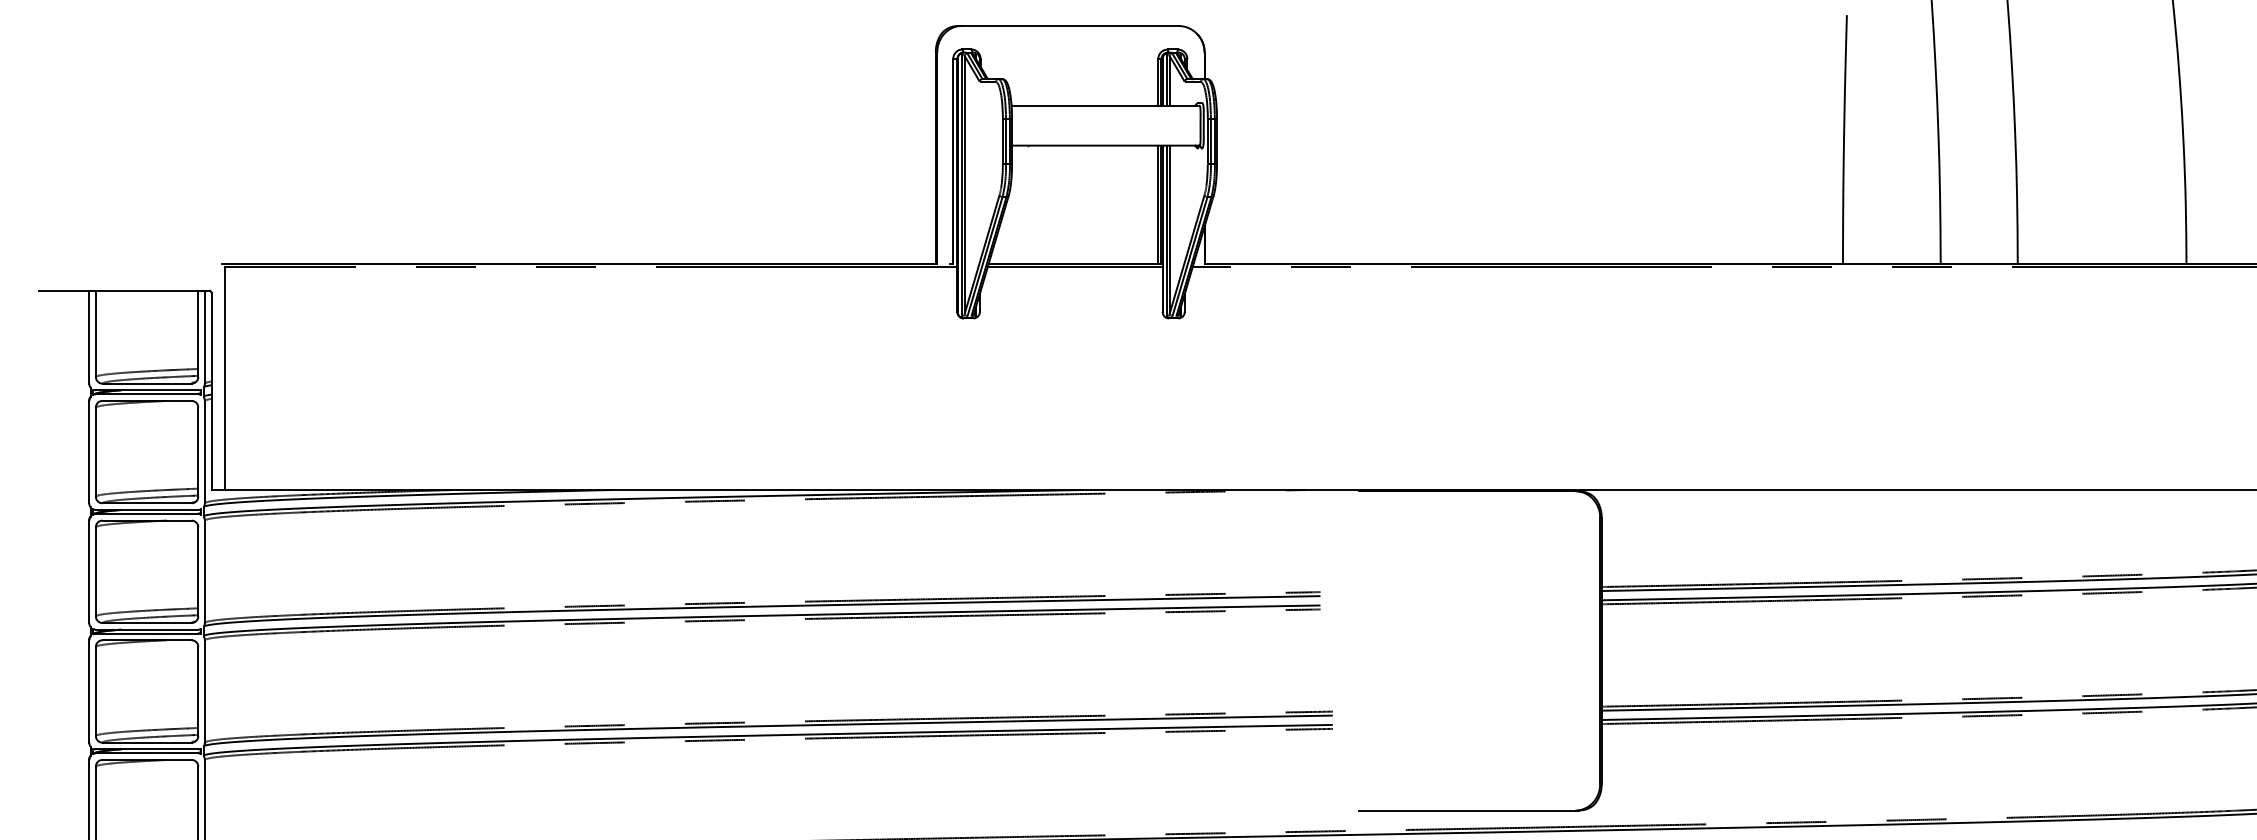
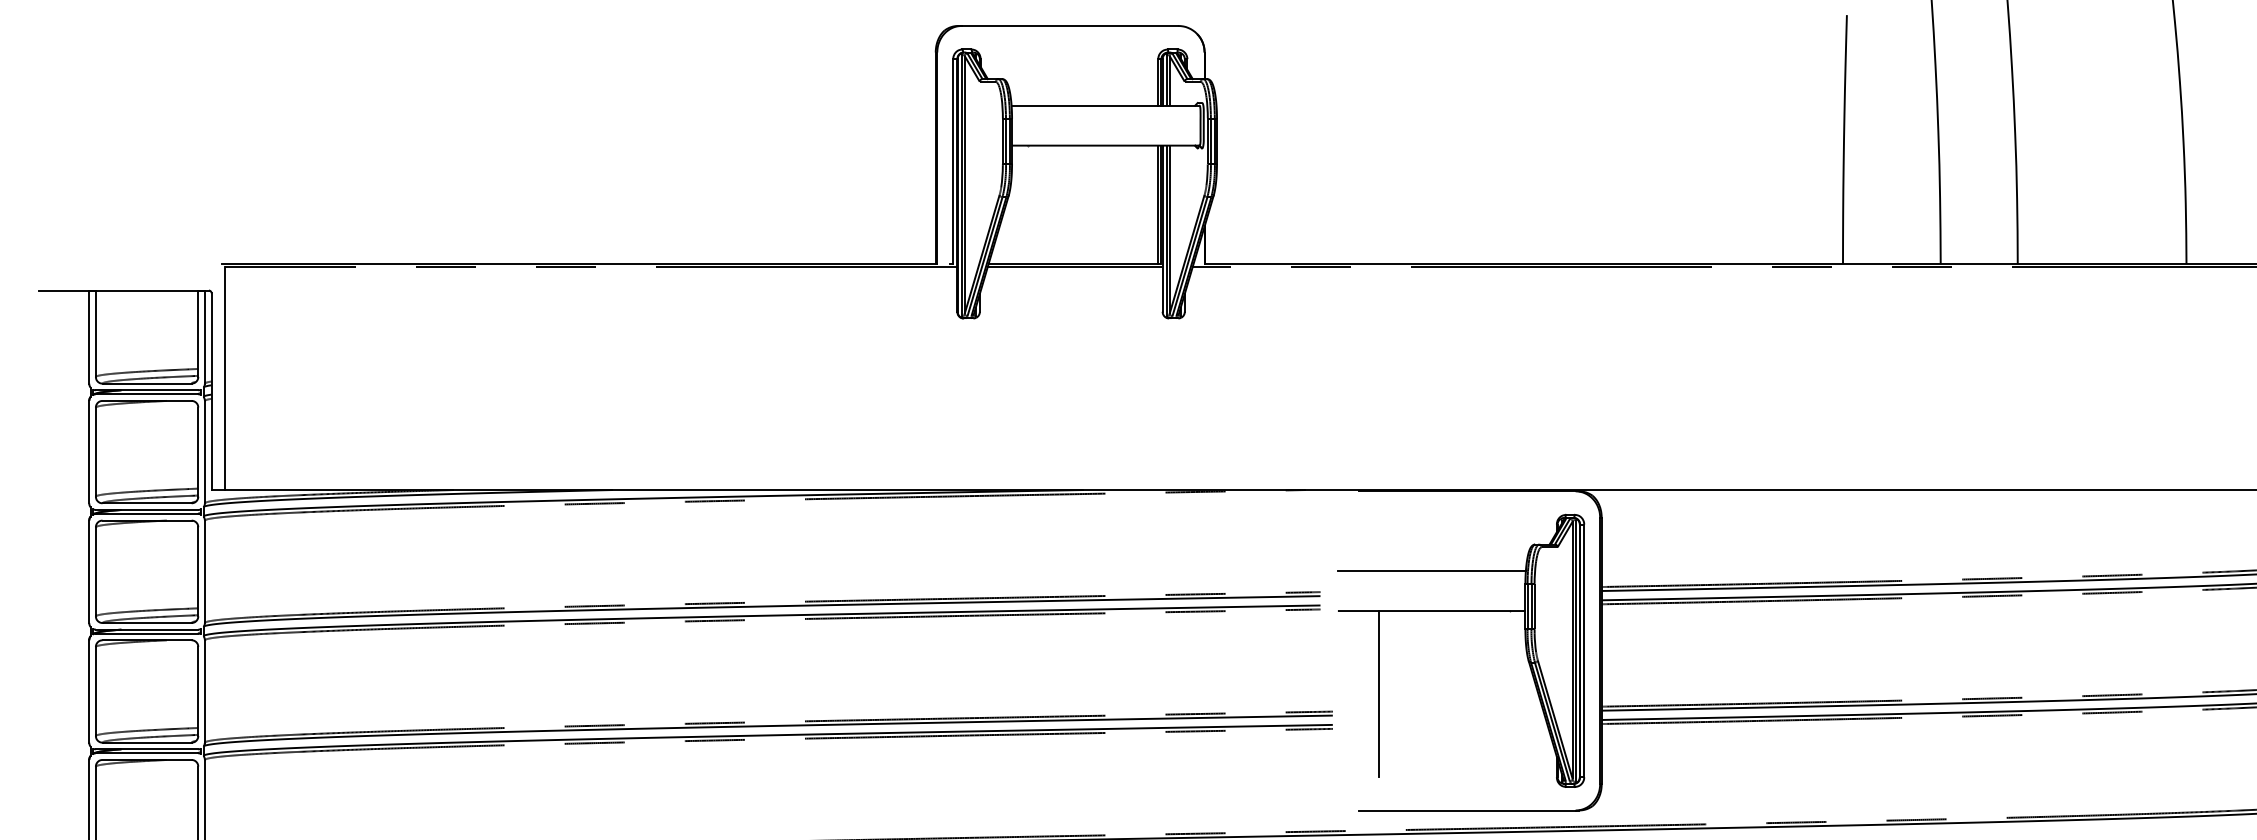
part: none -> present (1461, 611)
